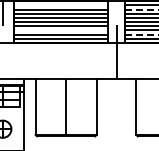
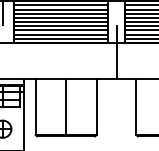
line: none -> present (60, 5)
line: dashed -> solid (142, 9)
line: none -> present (60, 30)
line: dashed -> solid (142, 34)
